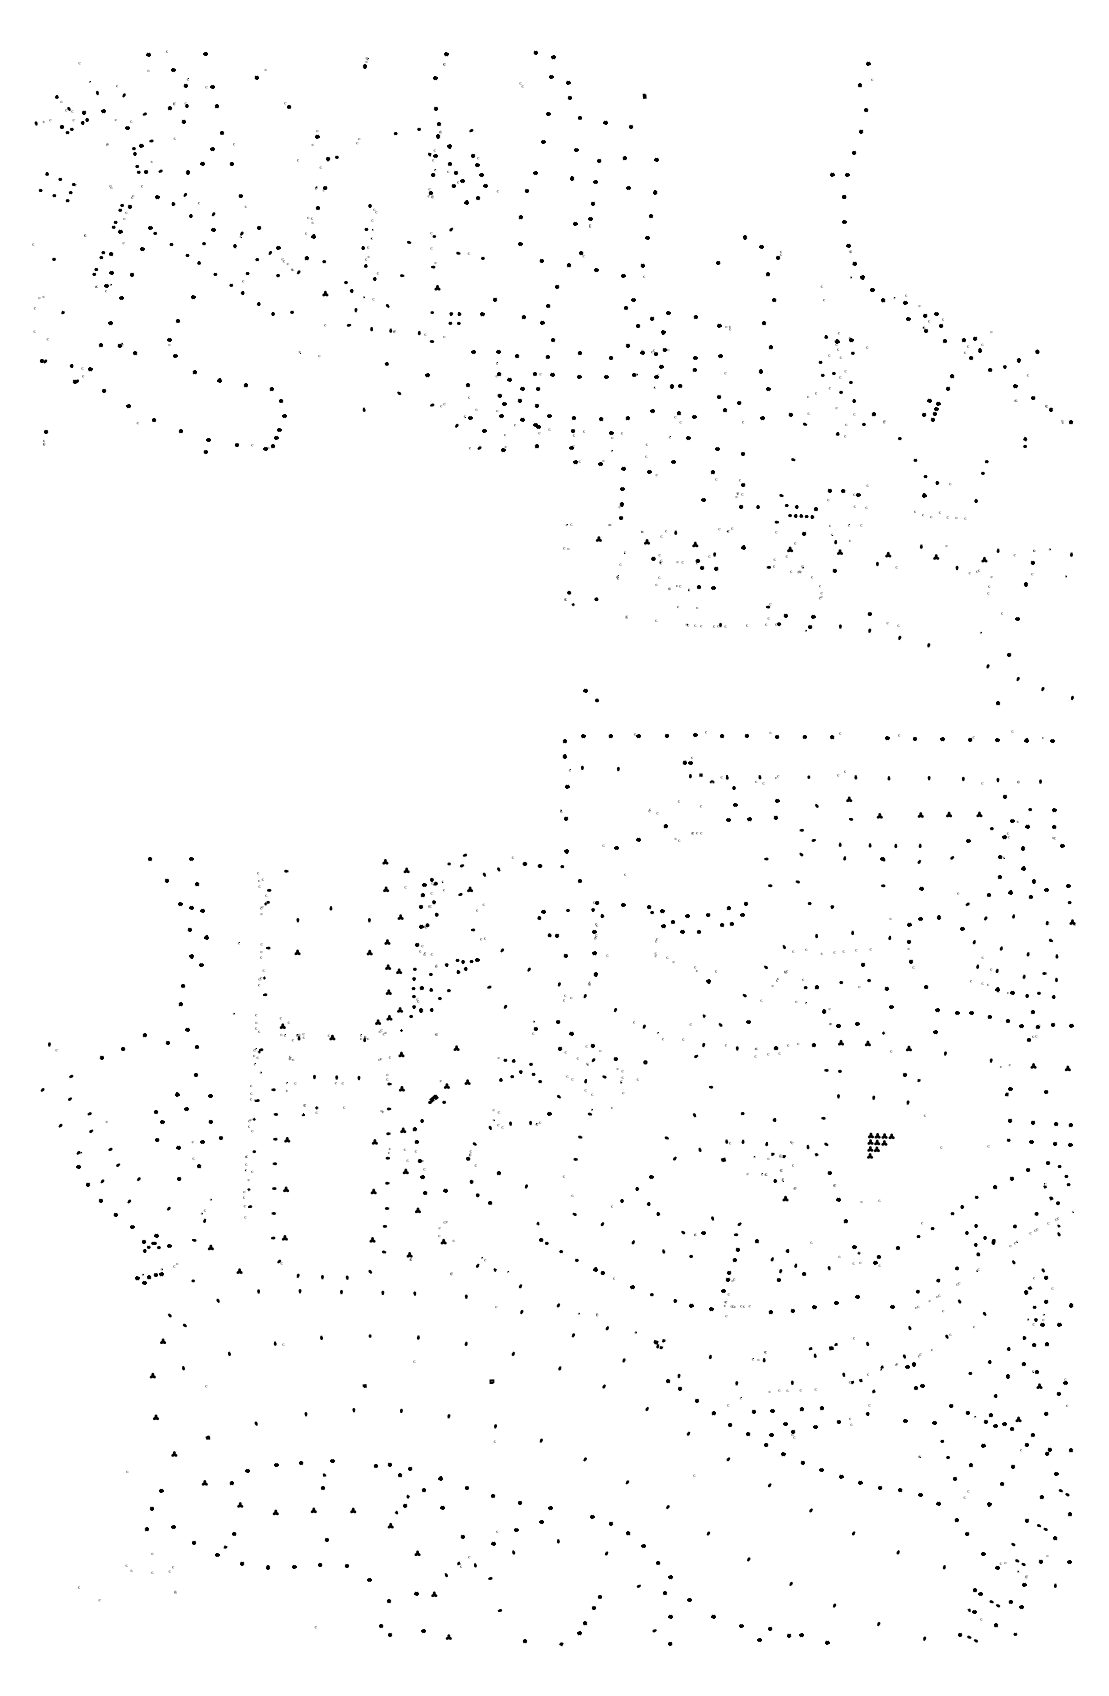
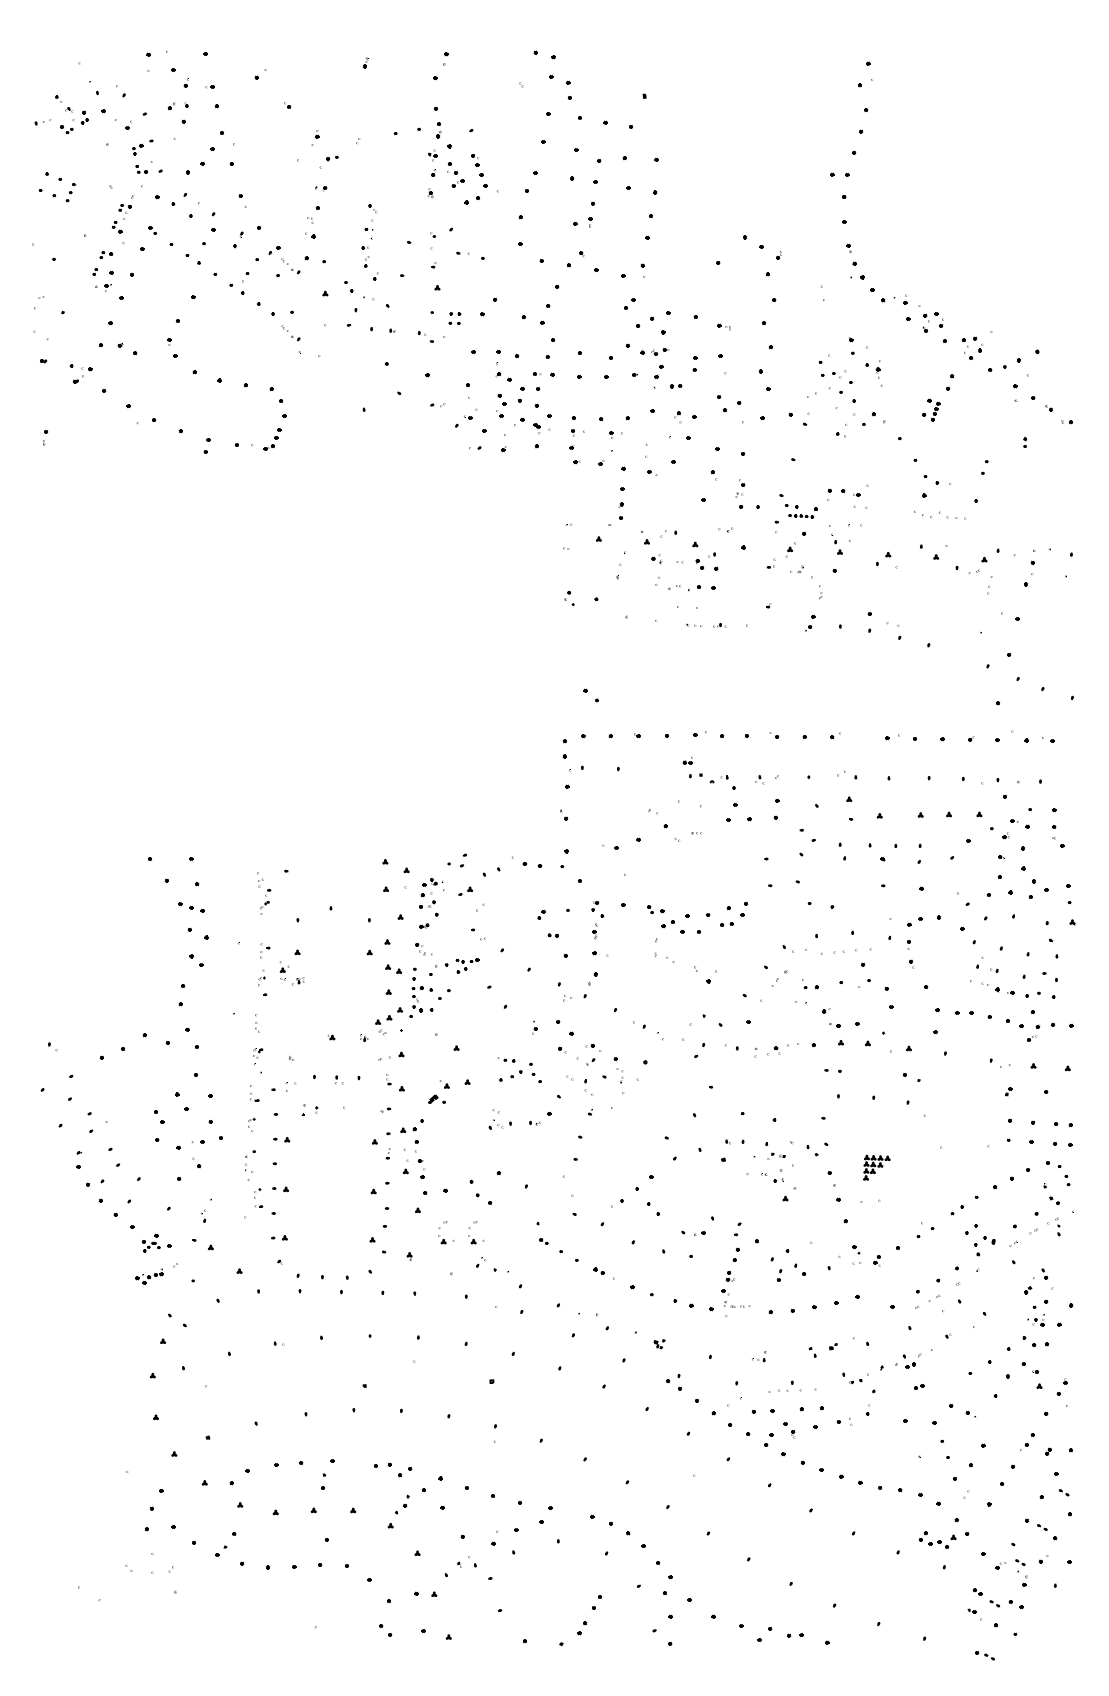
part: none -> present (290, 333)
part position: (832, 345) -> (873, 373) (873, 373)
part: present -> none (776, 619)
part position: (285, 1028) -> (285, 972) (285, 972)
part position: (880, 1145) -> (876, 1167) (876, 1167)
part: present -> none (471, 1154)
part position: (247, 1197) -> (258, 1197) (258, 1197)
part: none -> present (470, 1235)
part position: (1002, 1421) -> (937, 1539) (937, 1539)
part position: (967, 1637) -> (984, 1655) (984, 1655)
